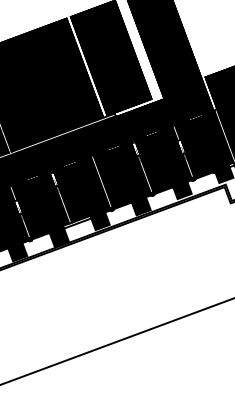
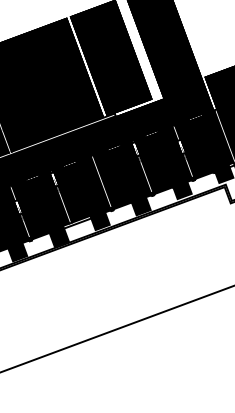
line position: (116, 341) -> (116, 328) (116, 328)
